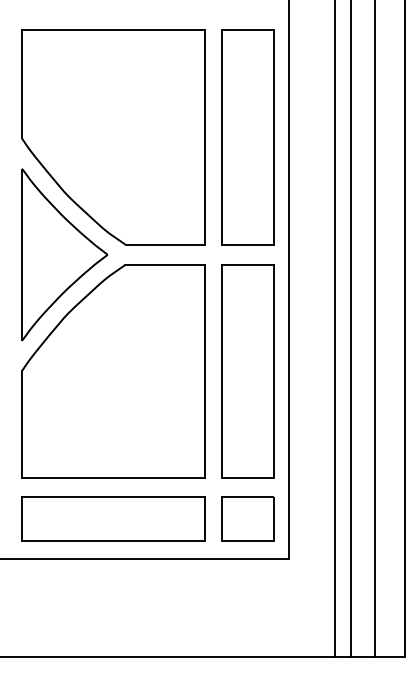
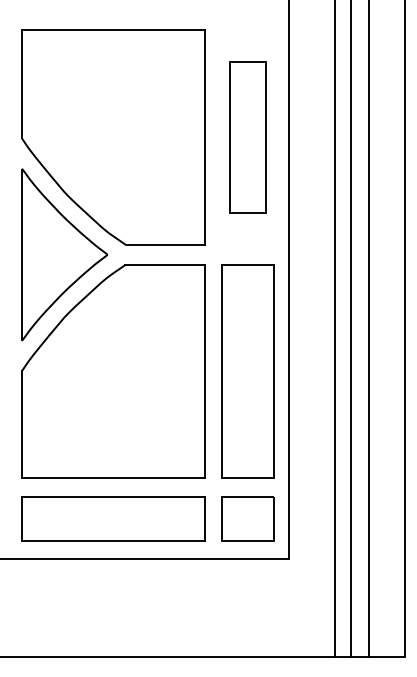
part size: 54x217 px -> 38x153 px (247, 137)
line position: (375, 329) -> (369, 329) (369, 329)
